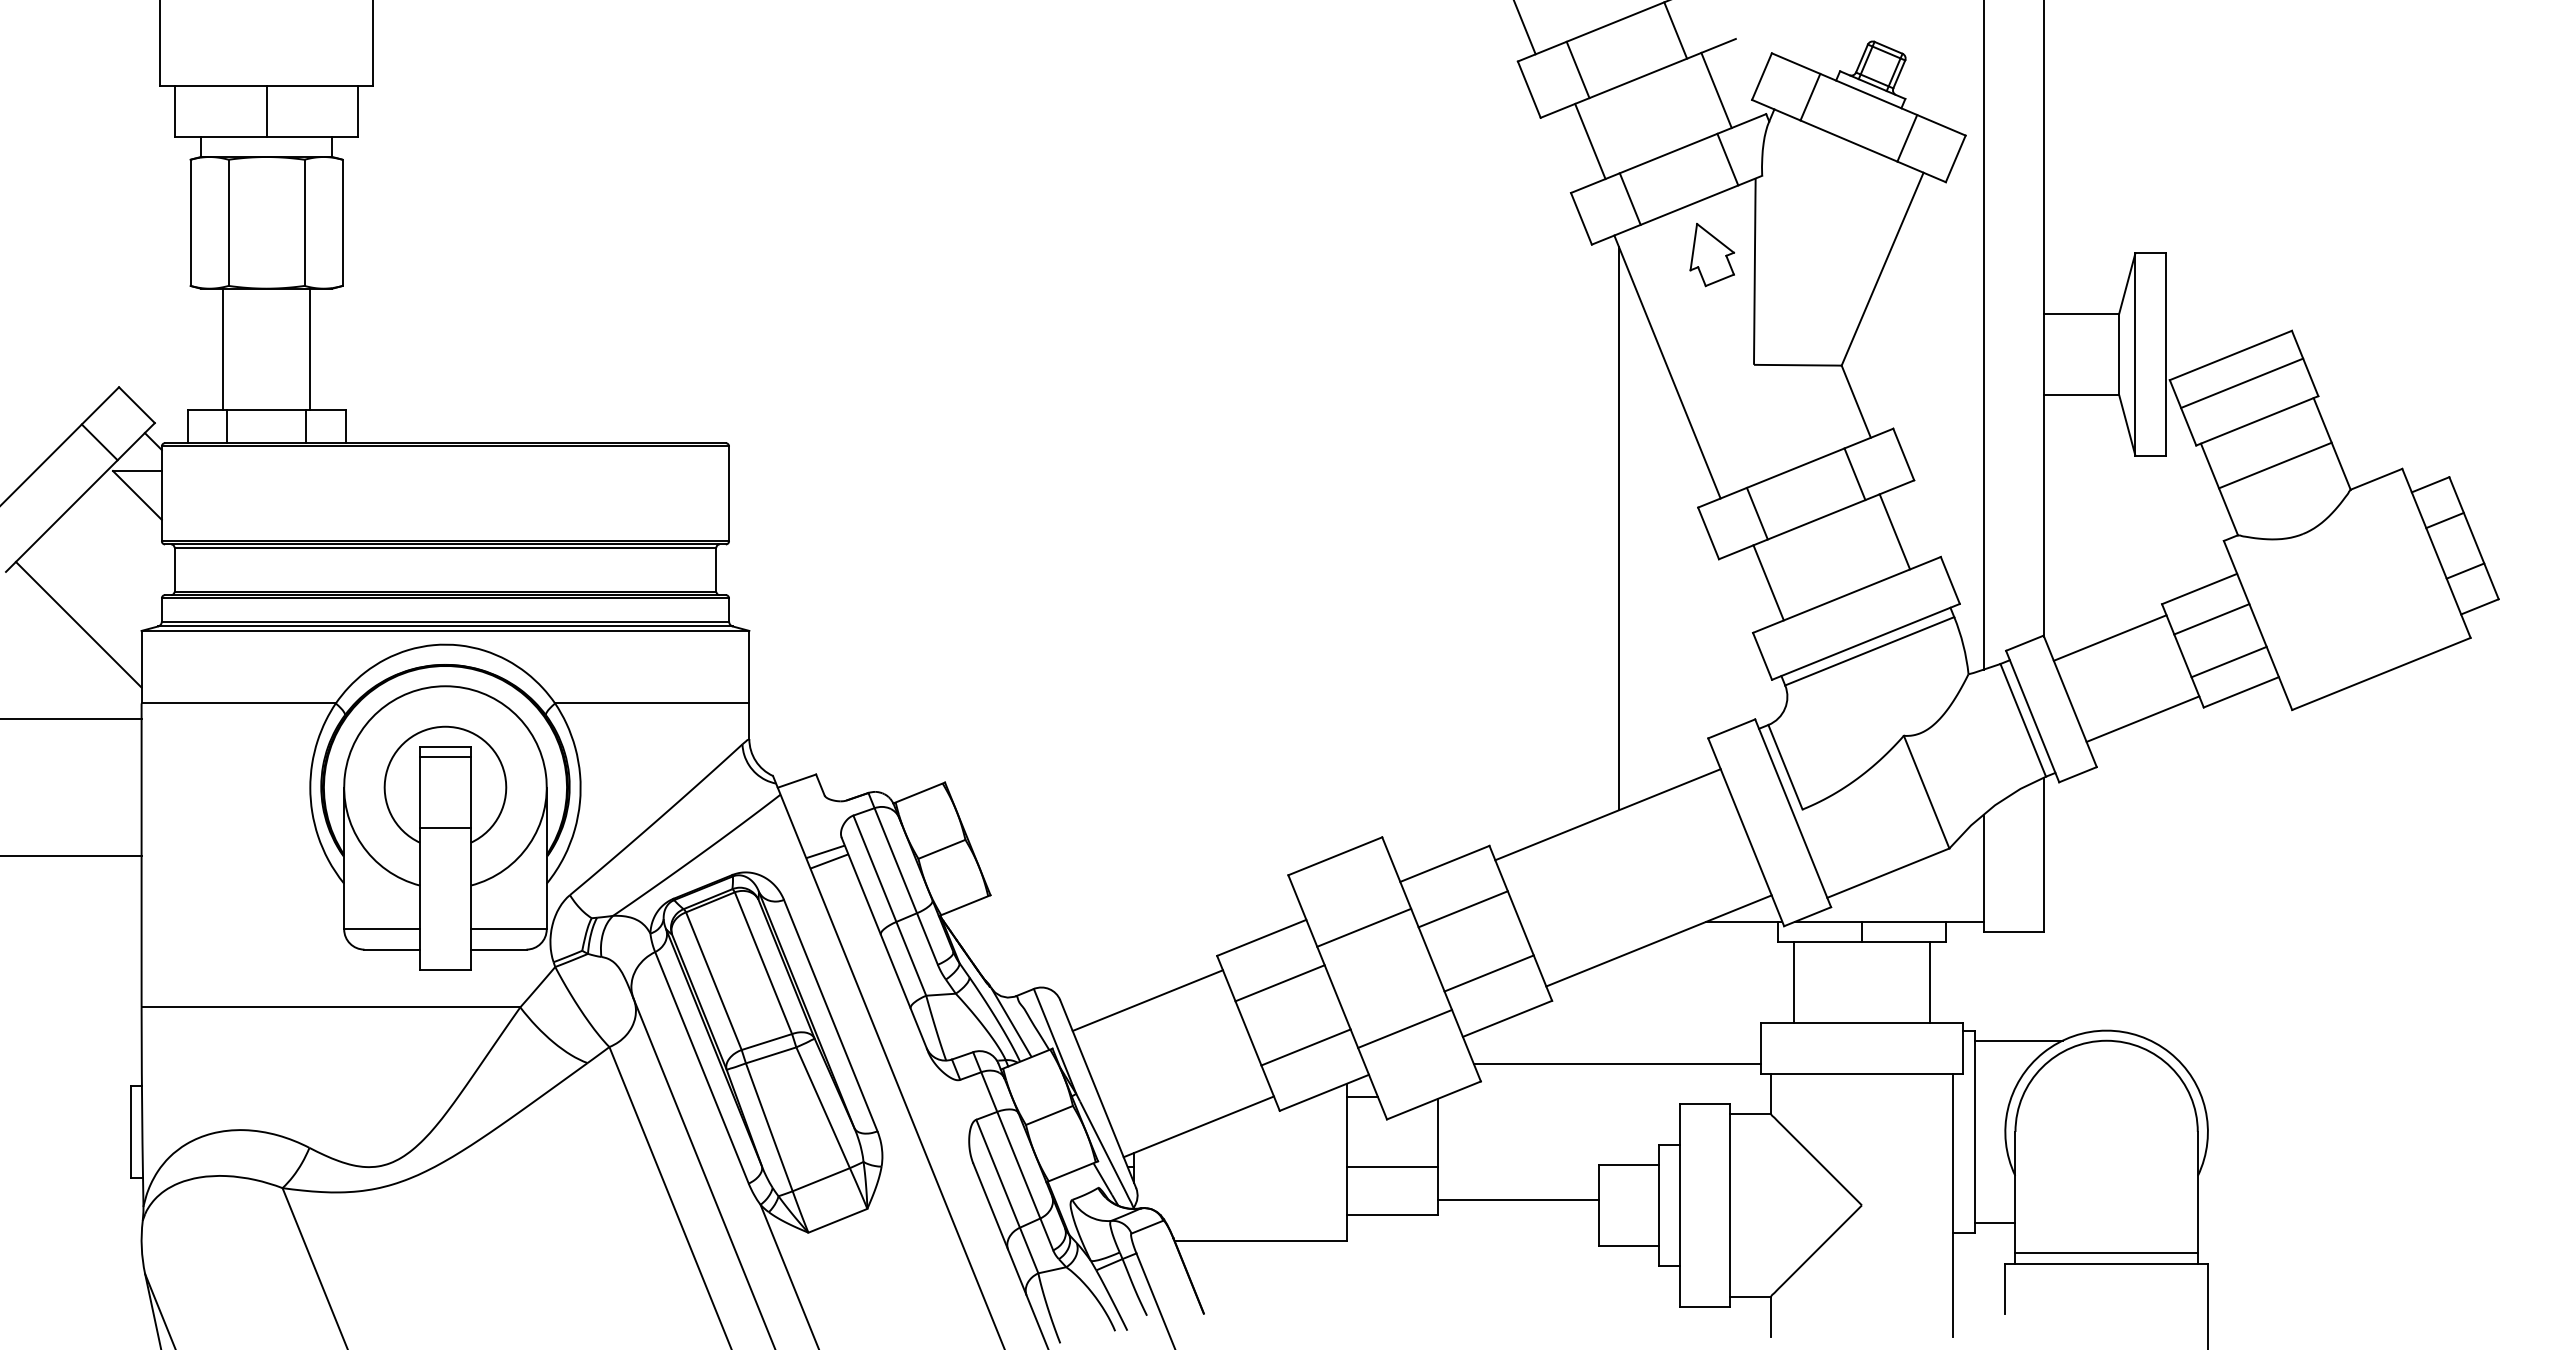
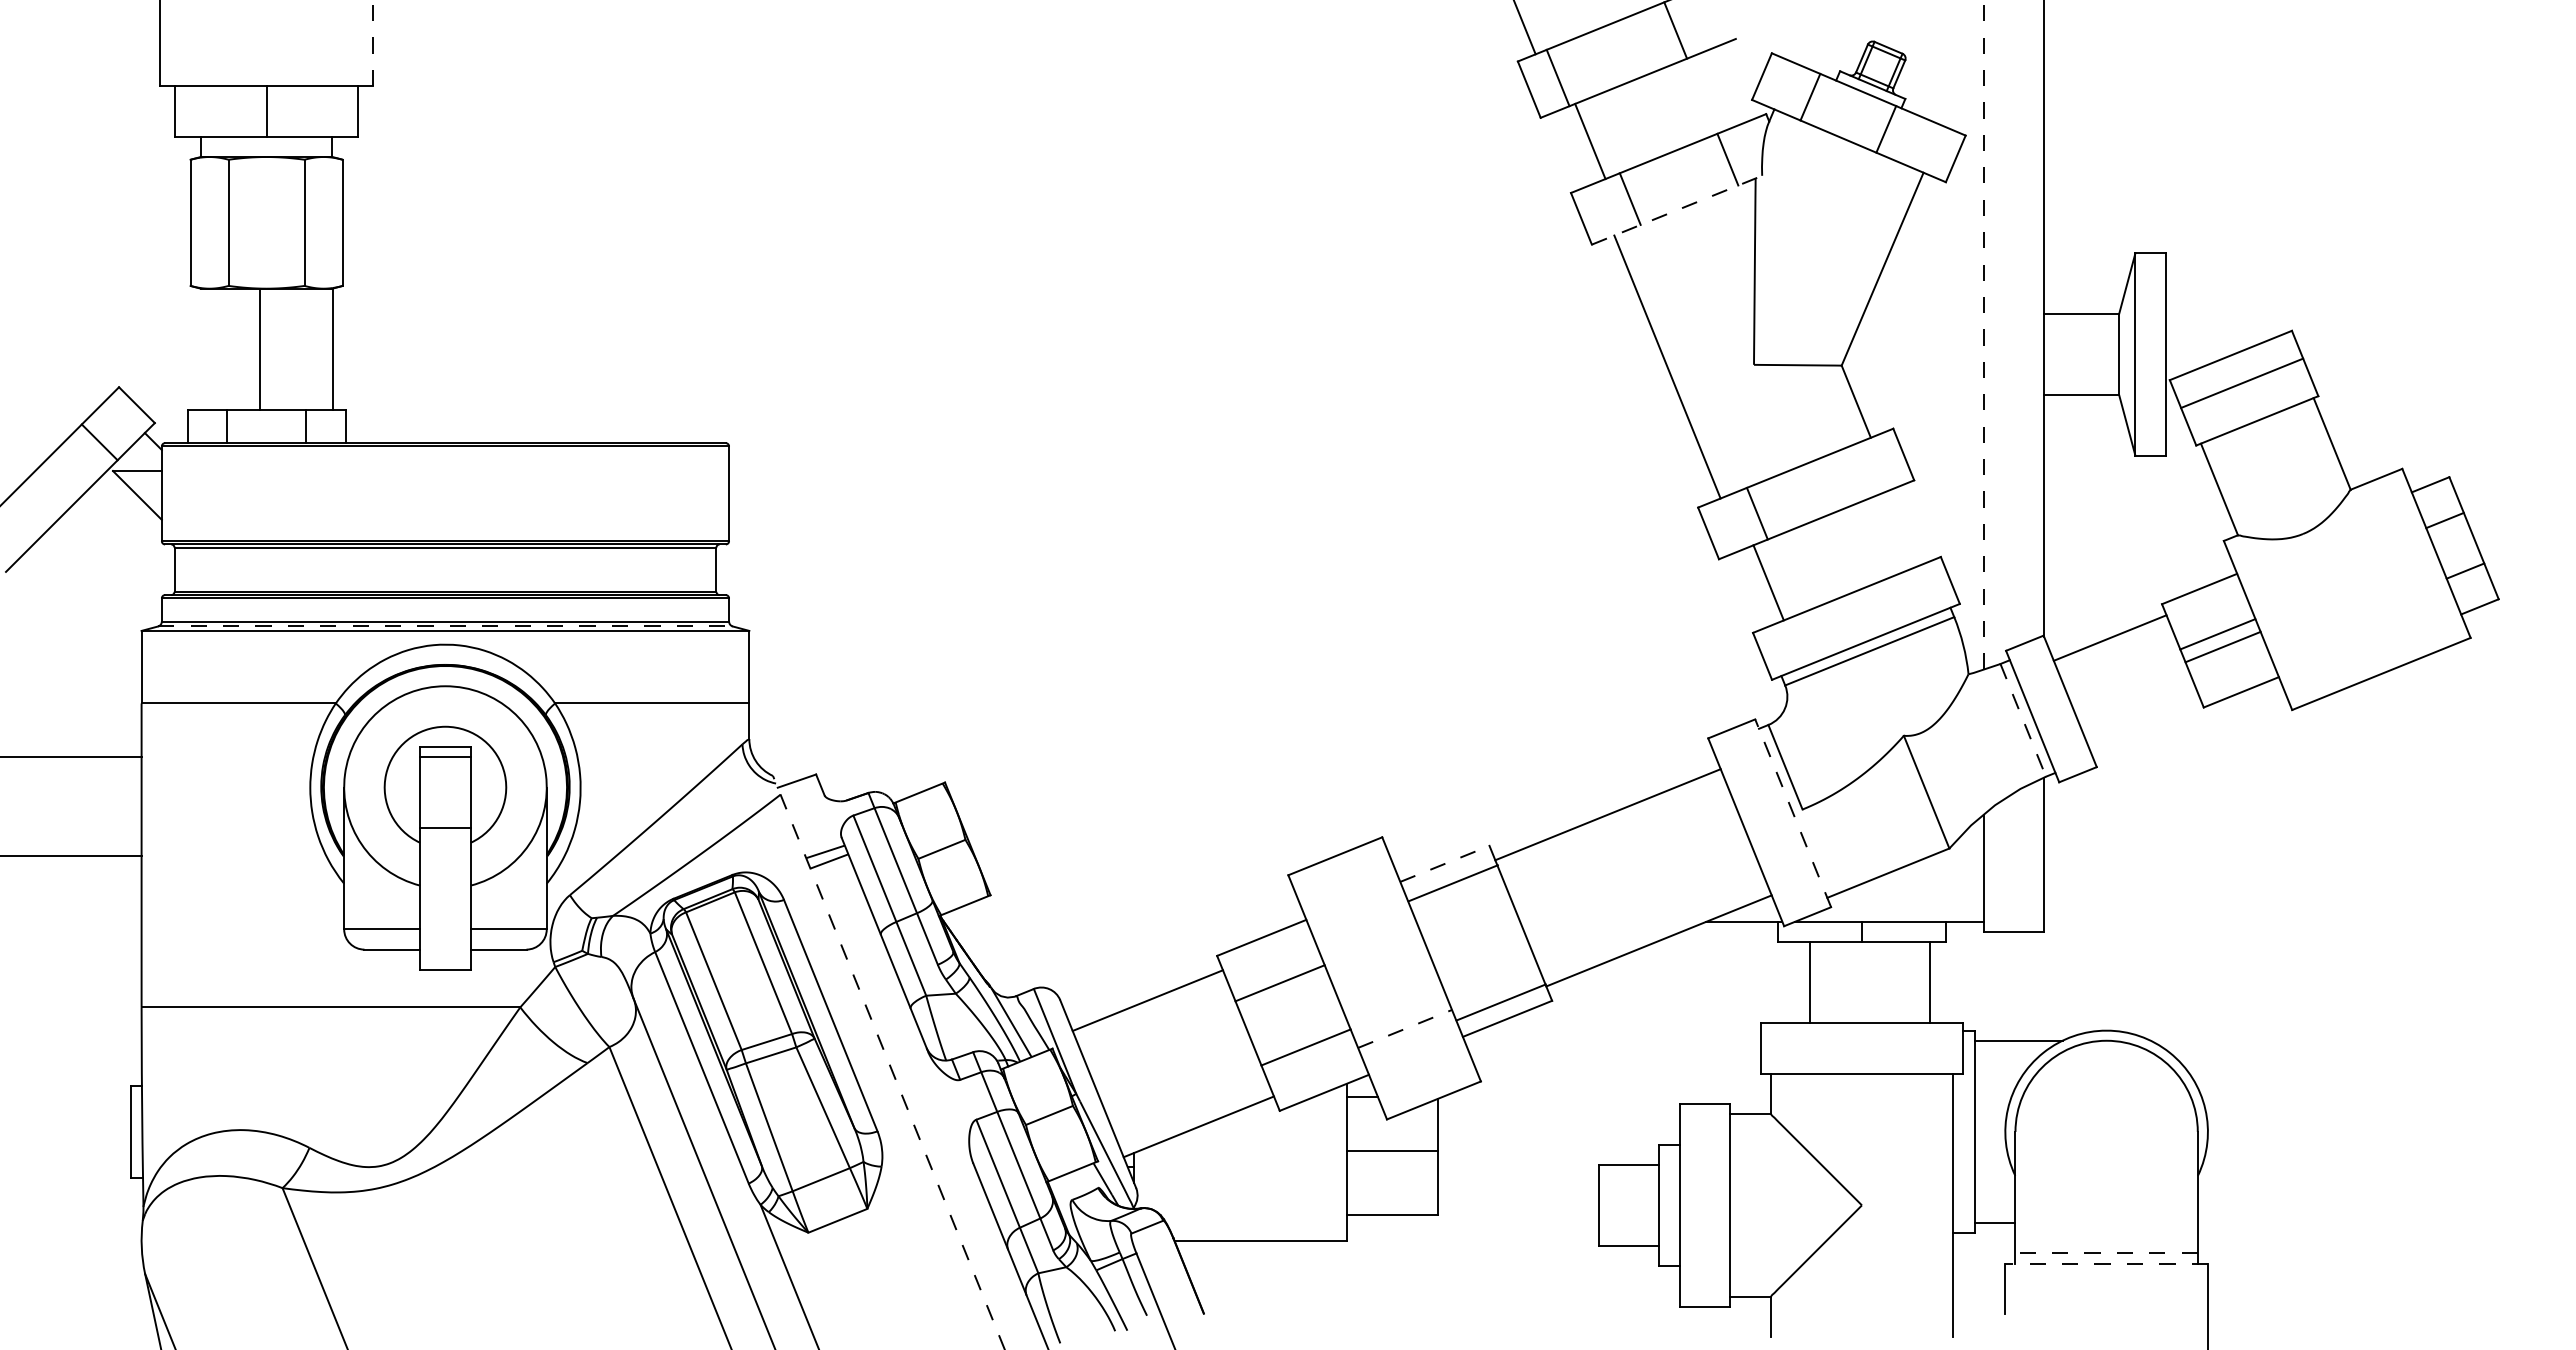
line: solid -> dashed (373, 43)
line position: (1577, 69) -> (1557, 77) (1557, 77)
line: present -> none (1716, 90)
line position: (1907, 138) -> (1886, 129) (1886, 129)
line: solid -> dashed (1677, 210)
part: present -> none (1711, 255)
line: solid -> dashed (1983, 334)
line position: (222, 349) -> (259, 349) (259, 349)
line position: (310, 349) -> (333, 349) (333, 349)
line: present -> none (2275, 465)
line: present -> none (1854, 474)
line: present -> none (1618, 528)
line: present -> none (1894, 531)
line position: (2211, 619) -> (2217, 634) (2217, 634)
line: present -> none (78, 624)
line: solid -> dashed (445, 626)
line position: (2228, 661) -> (2222, 646) (2222, 646)
line: present -> none (2142, 718)
line position: (71, 719) -> (71, 757) (71, 757)
line: solid -> dashed (2023, 720)
line: solid -> dashed (1792, 812)
line: solid -> dashed (1445, 863)
line position: (1462, 909) -> (1452, 883) (1452, 883)
line: present -> none (1364, 927)
line position: (1488, 973) -> (1500, 1002) (1500, 1002)
line position: (1793, 982) -> (1809, 982) (1809, 982)
line: solid -> dashed (1405, 1028)
line: solid -> dashed (888, 1062)
line: present -> none (1616, 1063)
line position: (1392, 1166) -> (1392, 1150) (1392, 1150)
line: present -> none (1518, 1200)
line: solid -> dashed (2106, 1253)
line: solid -> dashed (2106, 1263)
